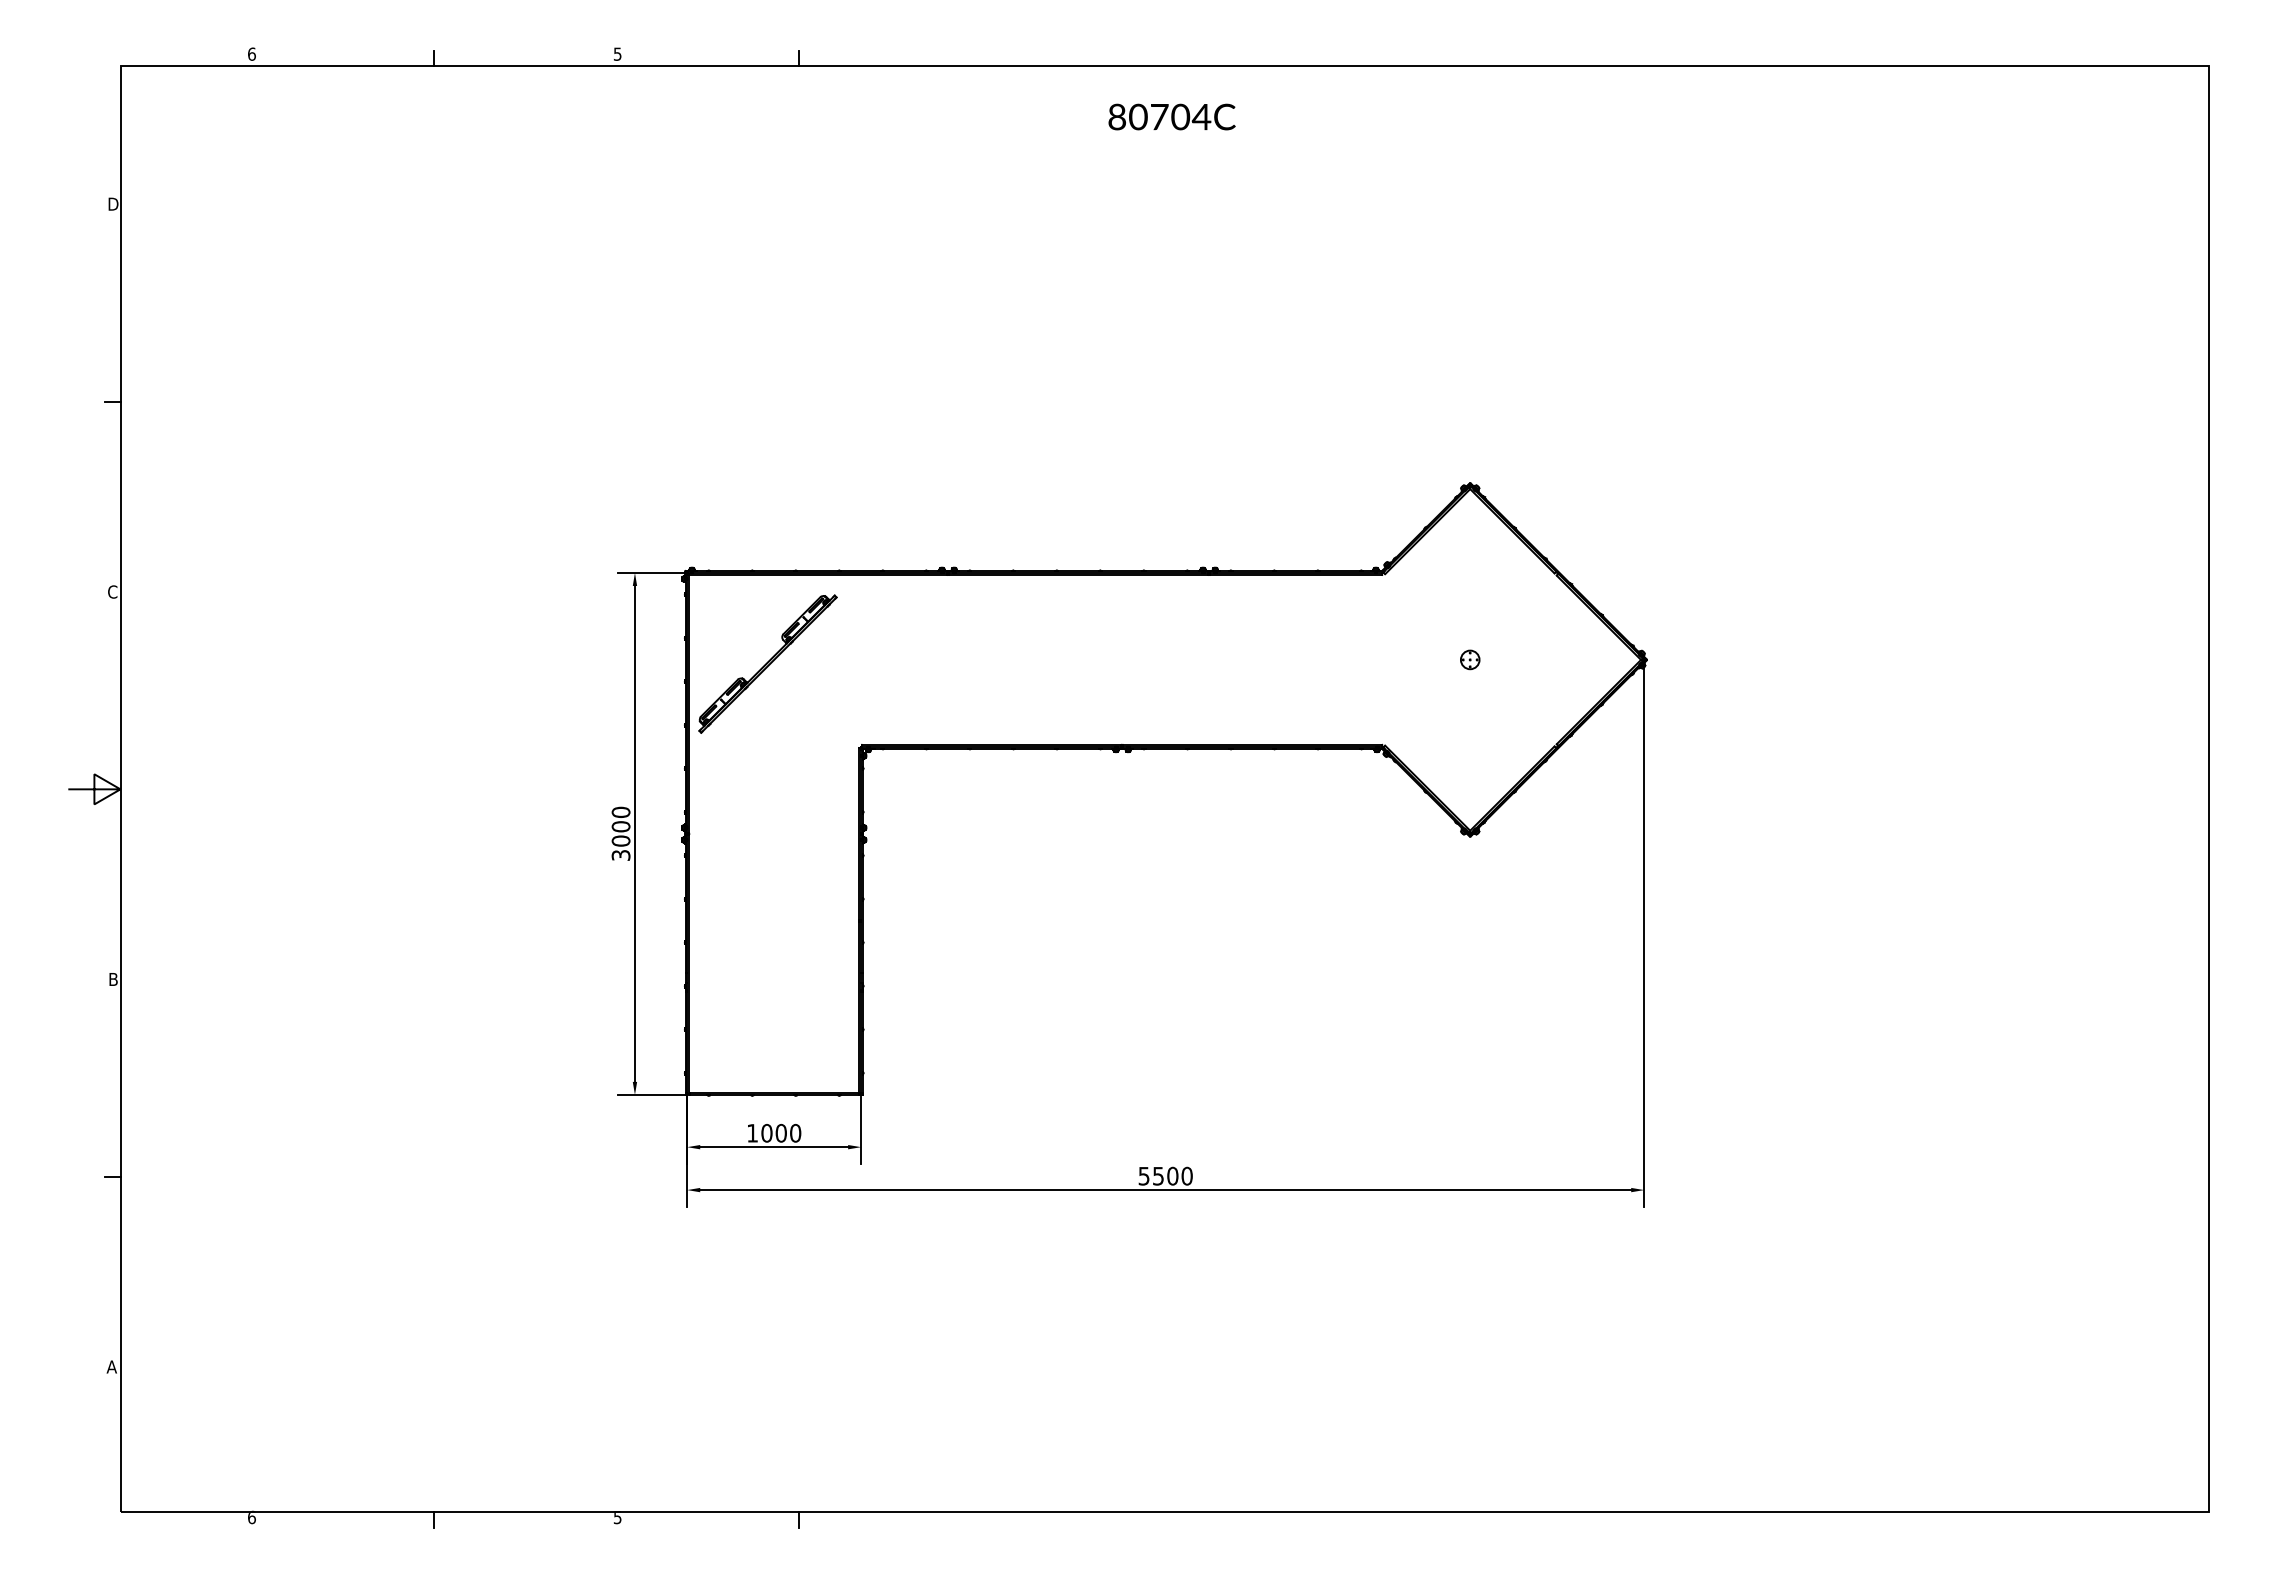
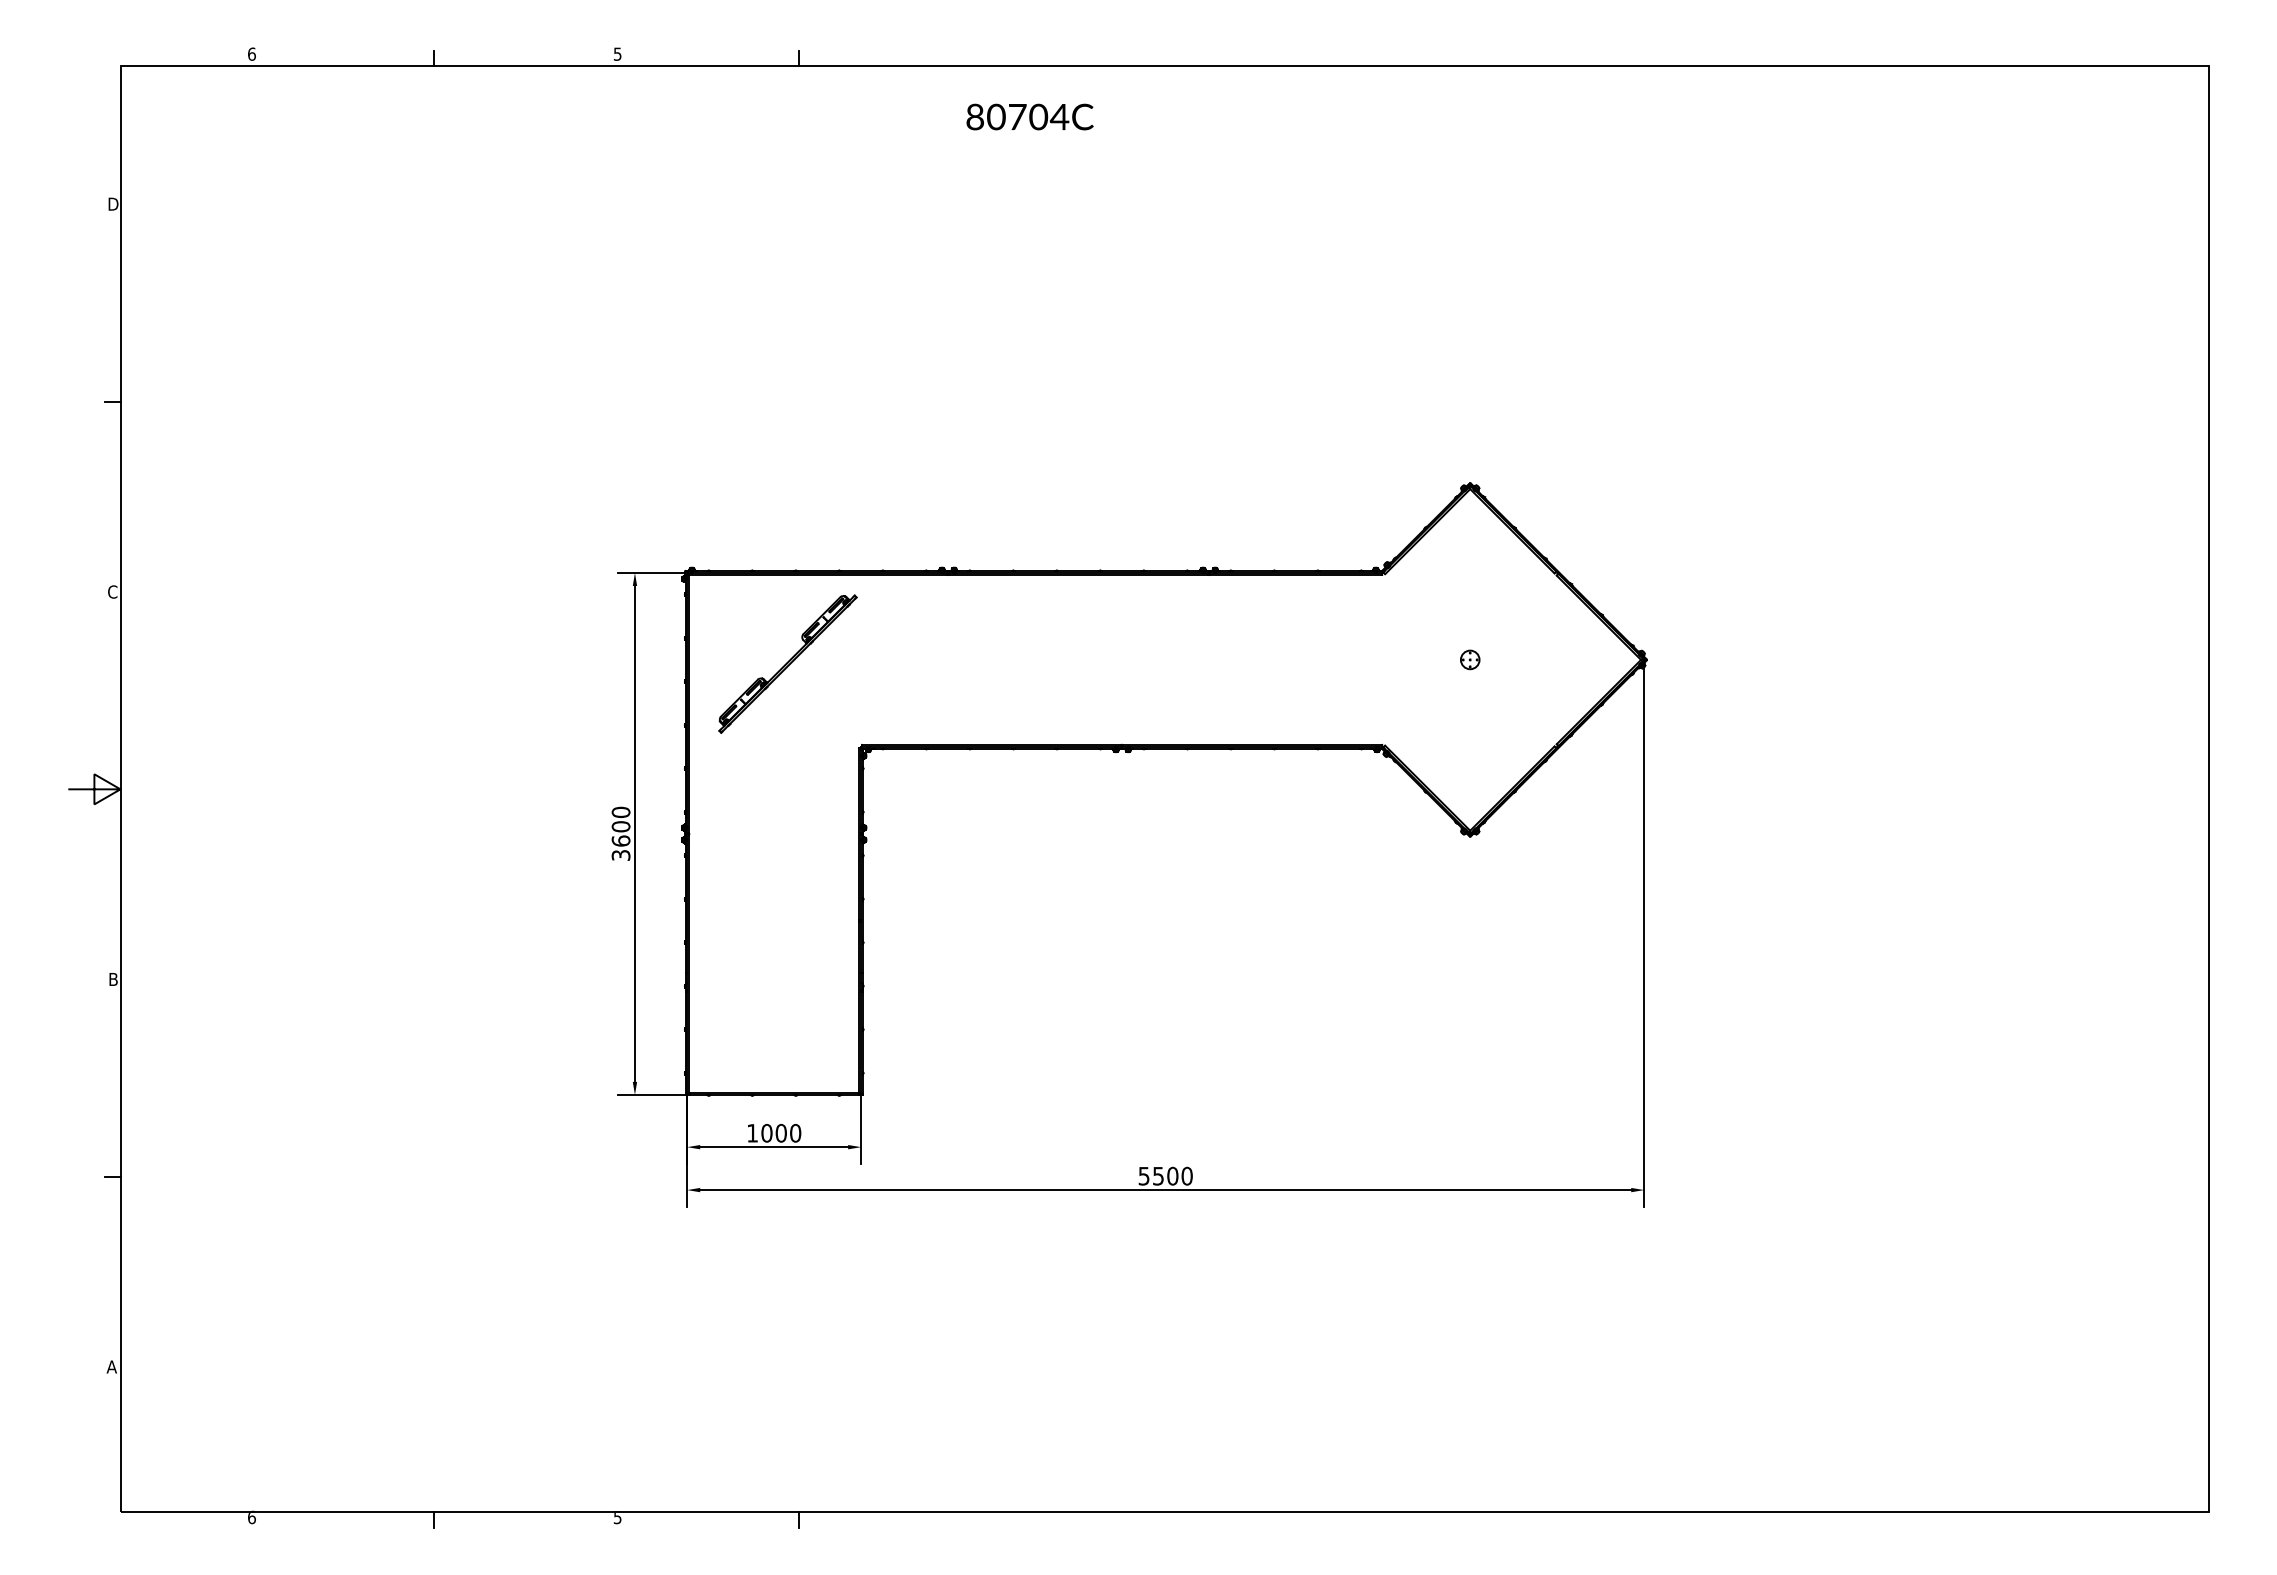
text position: (1171, 116) -> (1029, 116) (1029, 116)
part position: (767, 663) -> (787, 663) (787, 663)
text: 3000 -> 3600 (620, 840)
